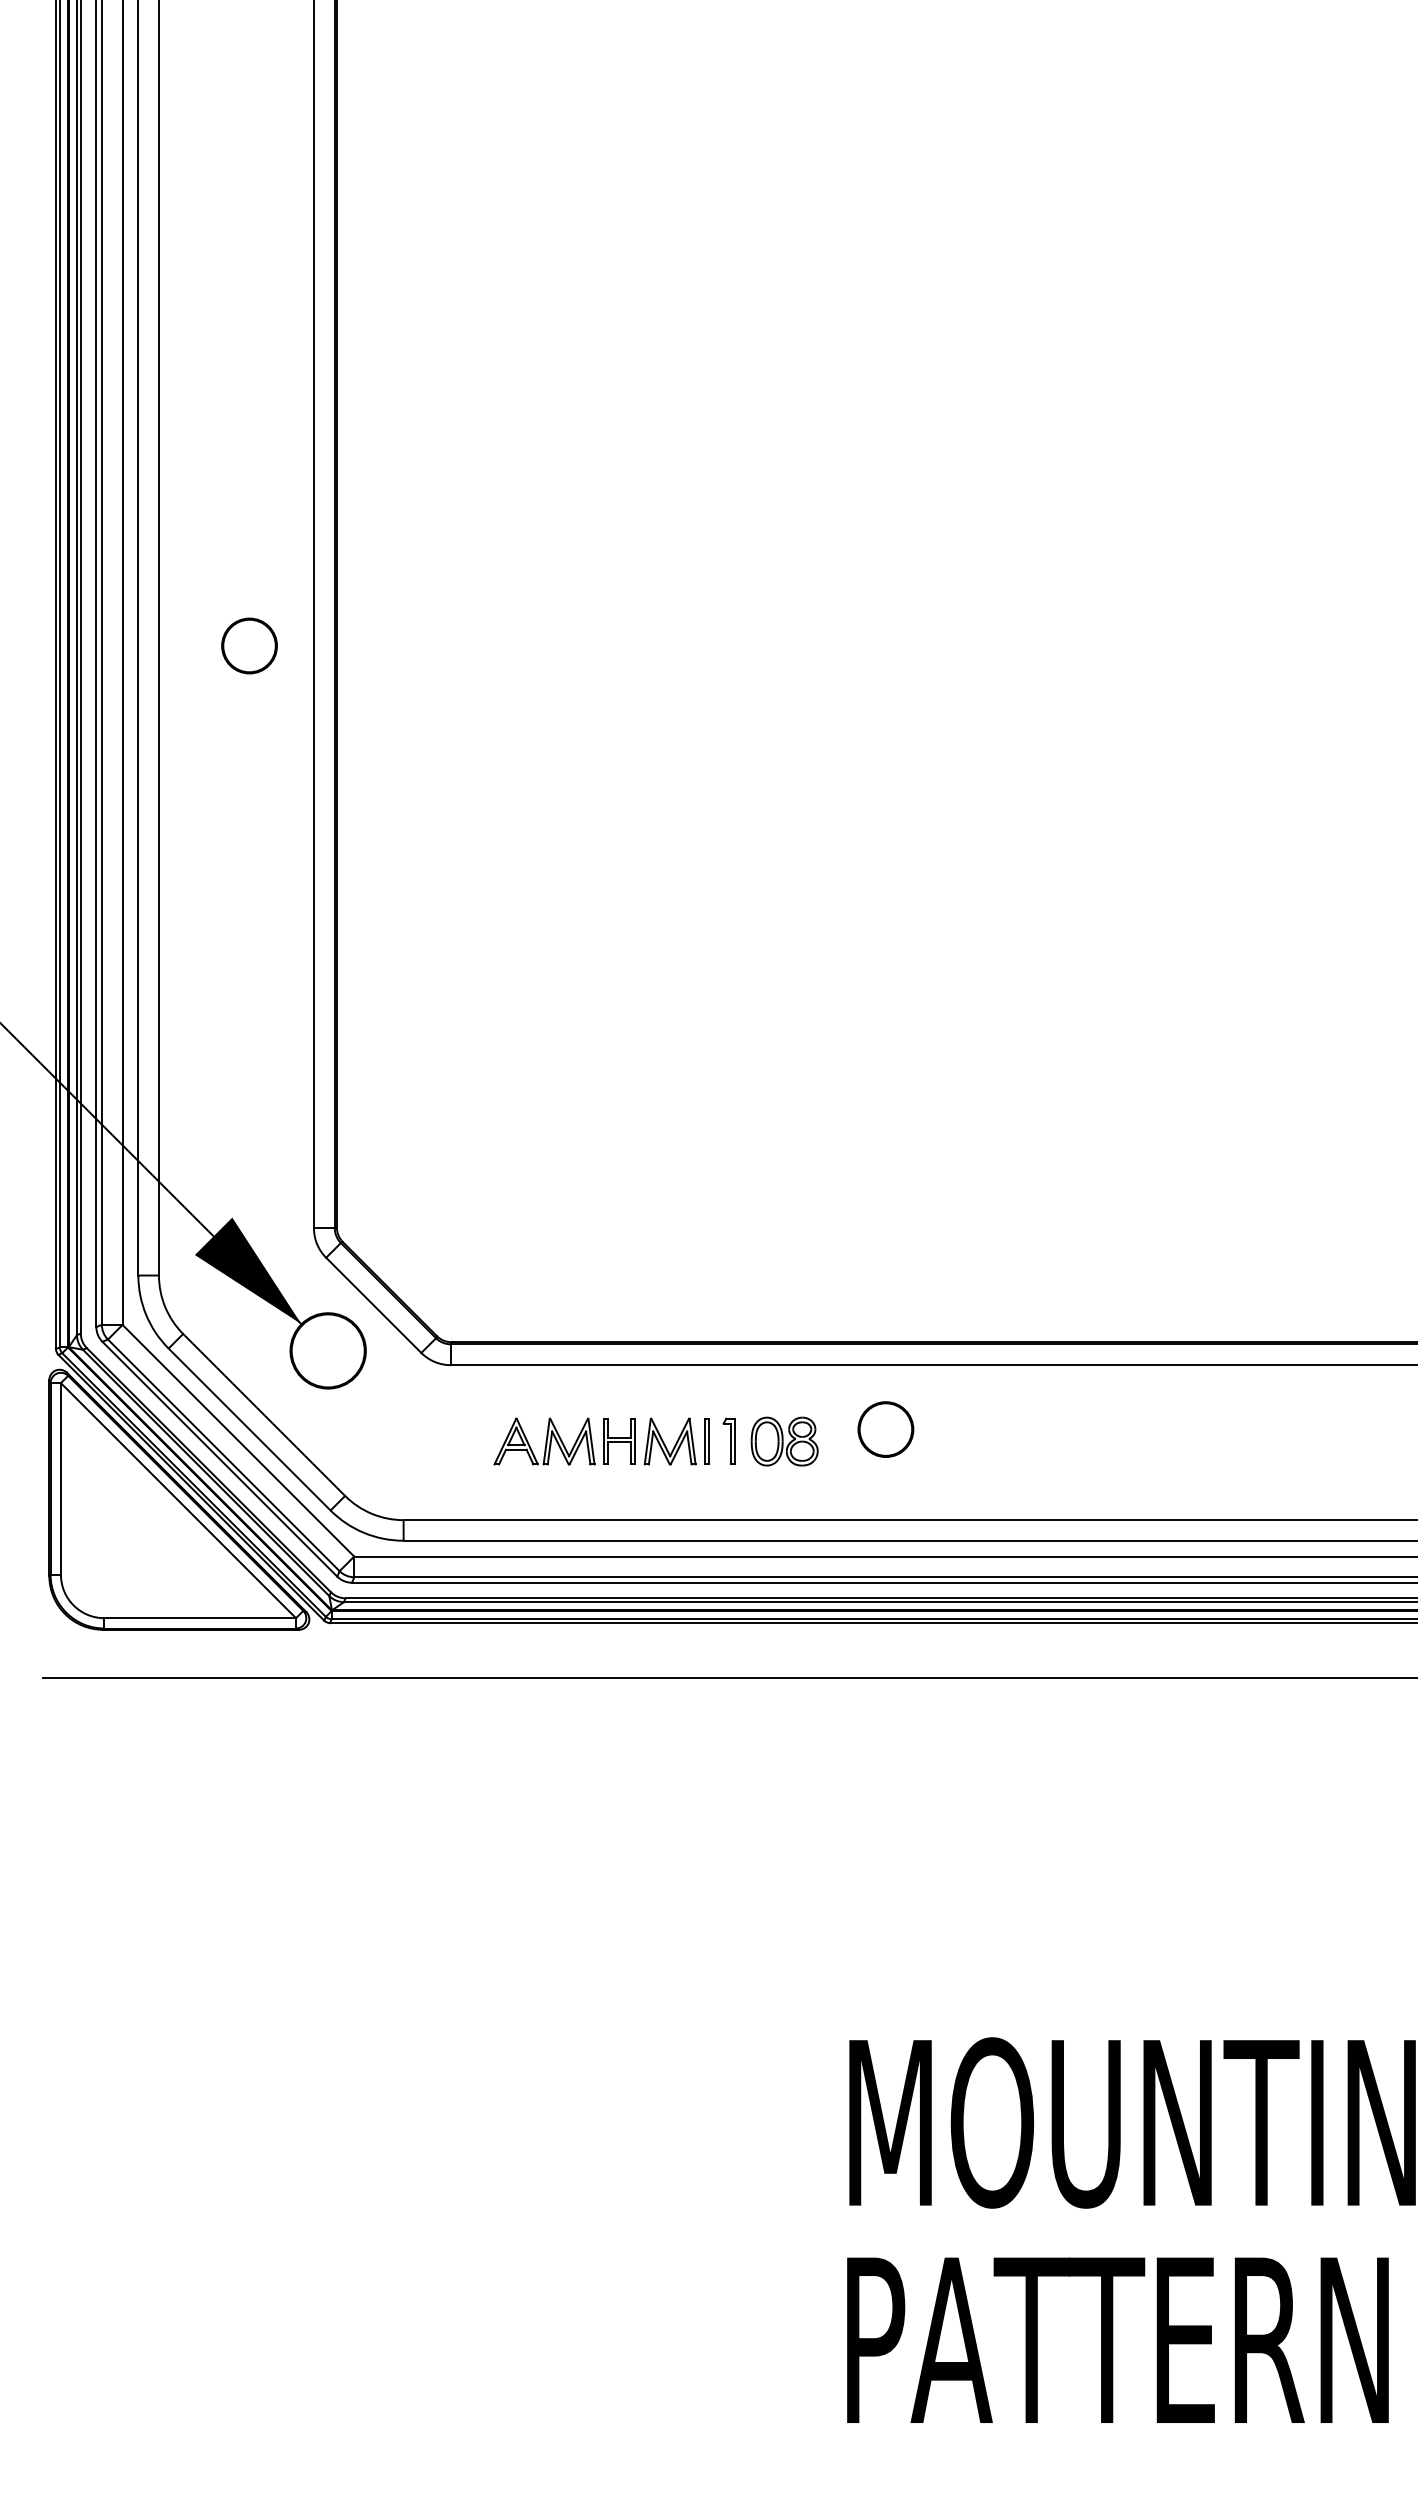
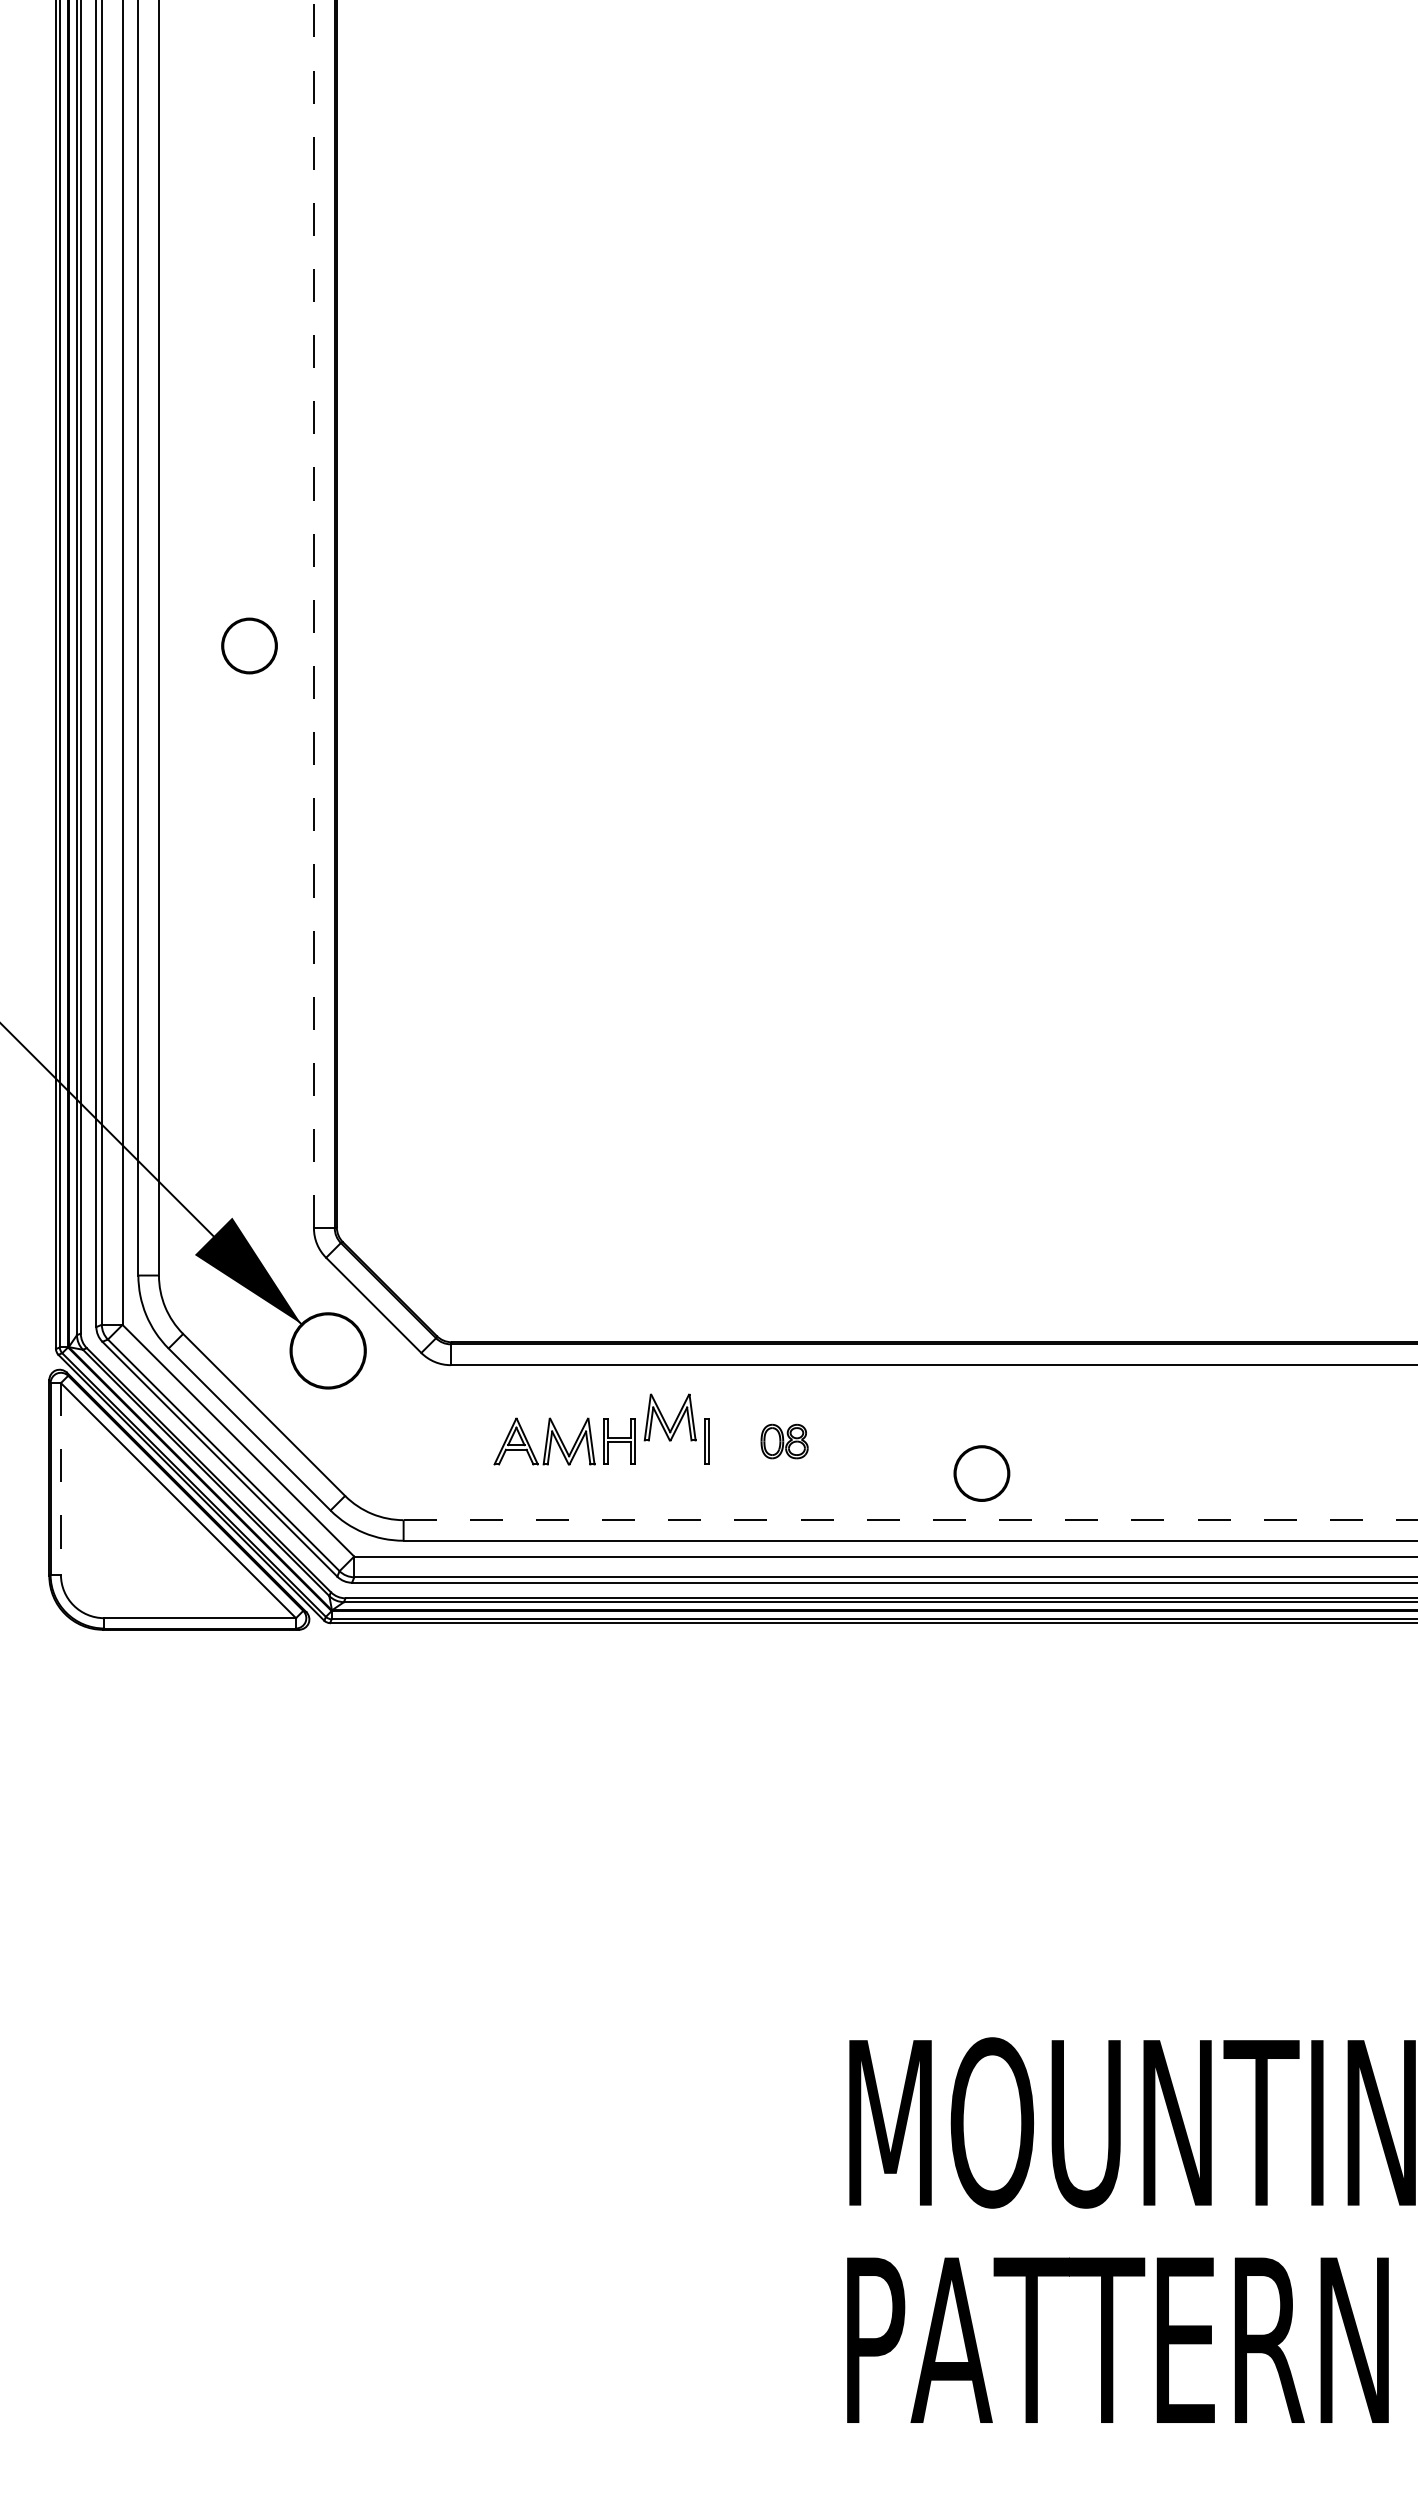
line: solid -> dashed (313, 614)
part position: (885, 1429) -> (981, 1473) (981, 1473)
part: present -> none (728, 1440)
part position: (669, 1441) -> (669, 1417) (669, 1417)
part size: 69x51 px -> 49x37 px (784, 1441)
line: solid -> dashed (60, 1478)
line: solid -> dashed (910, 1520)
line: present -> none (728, 1677)
